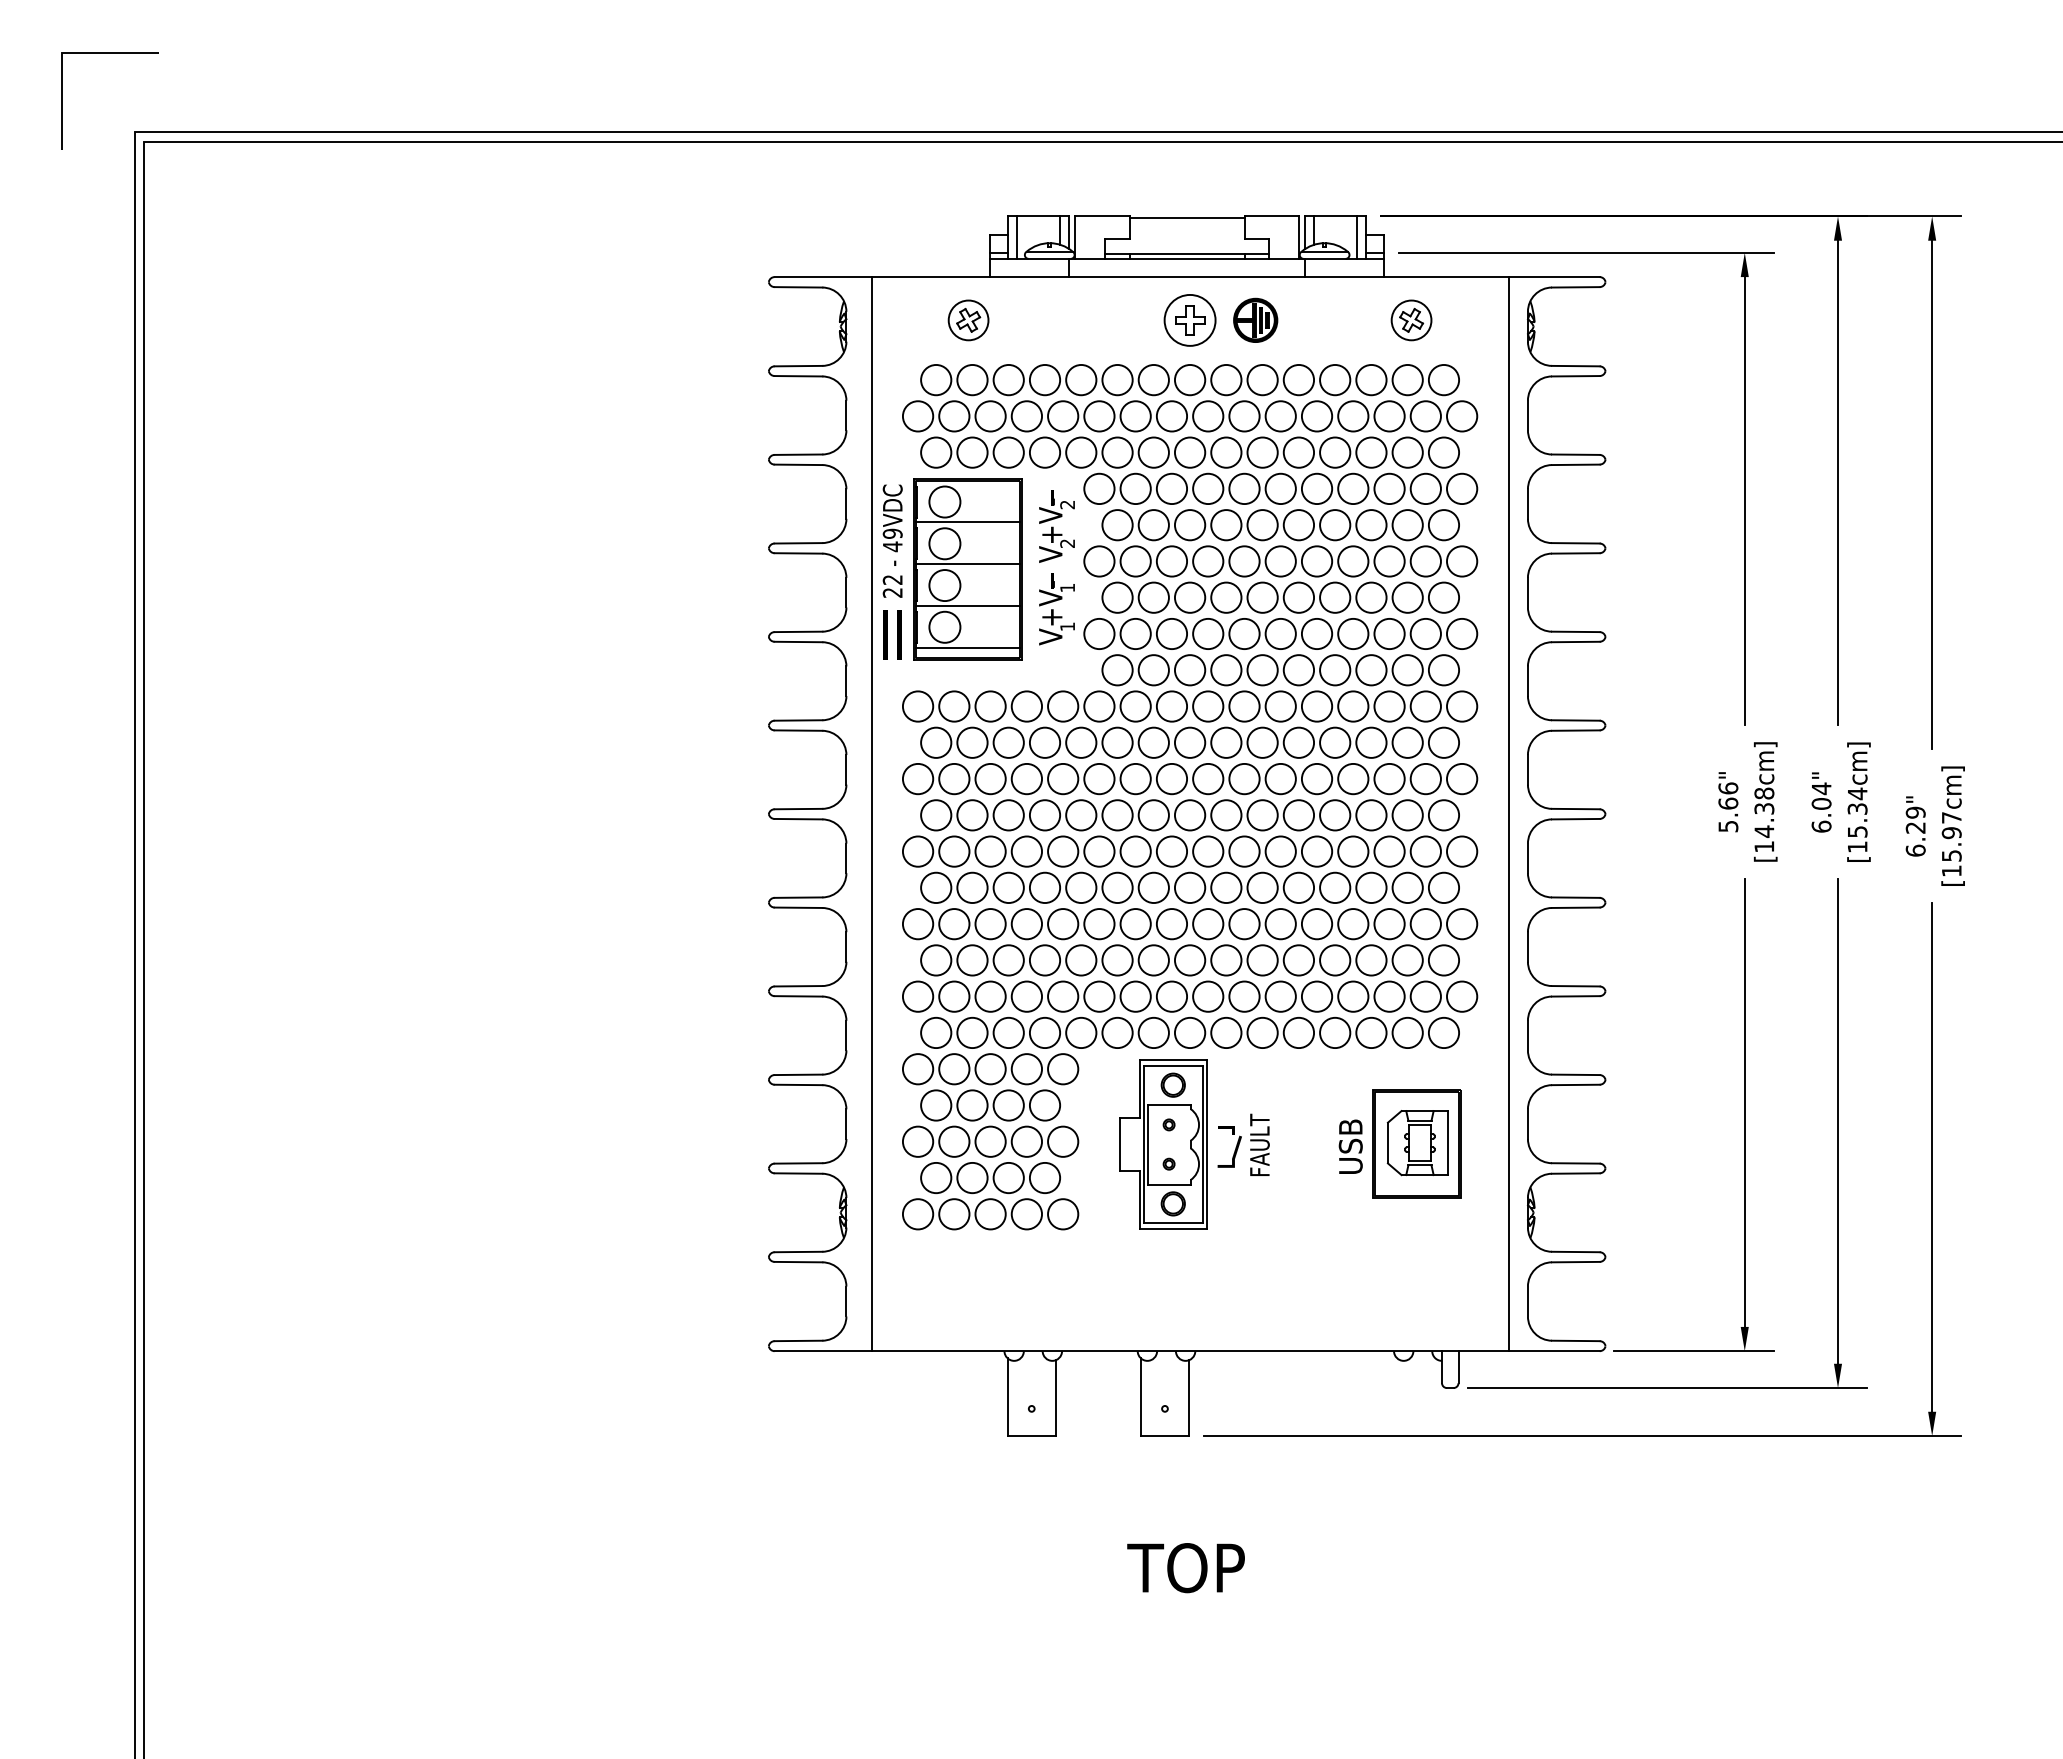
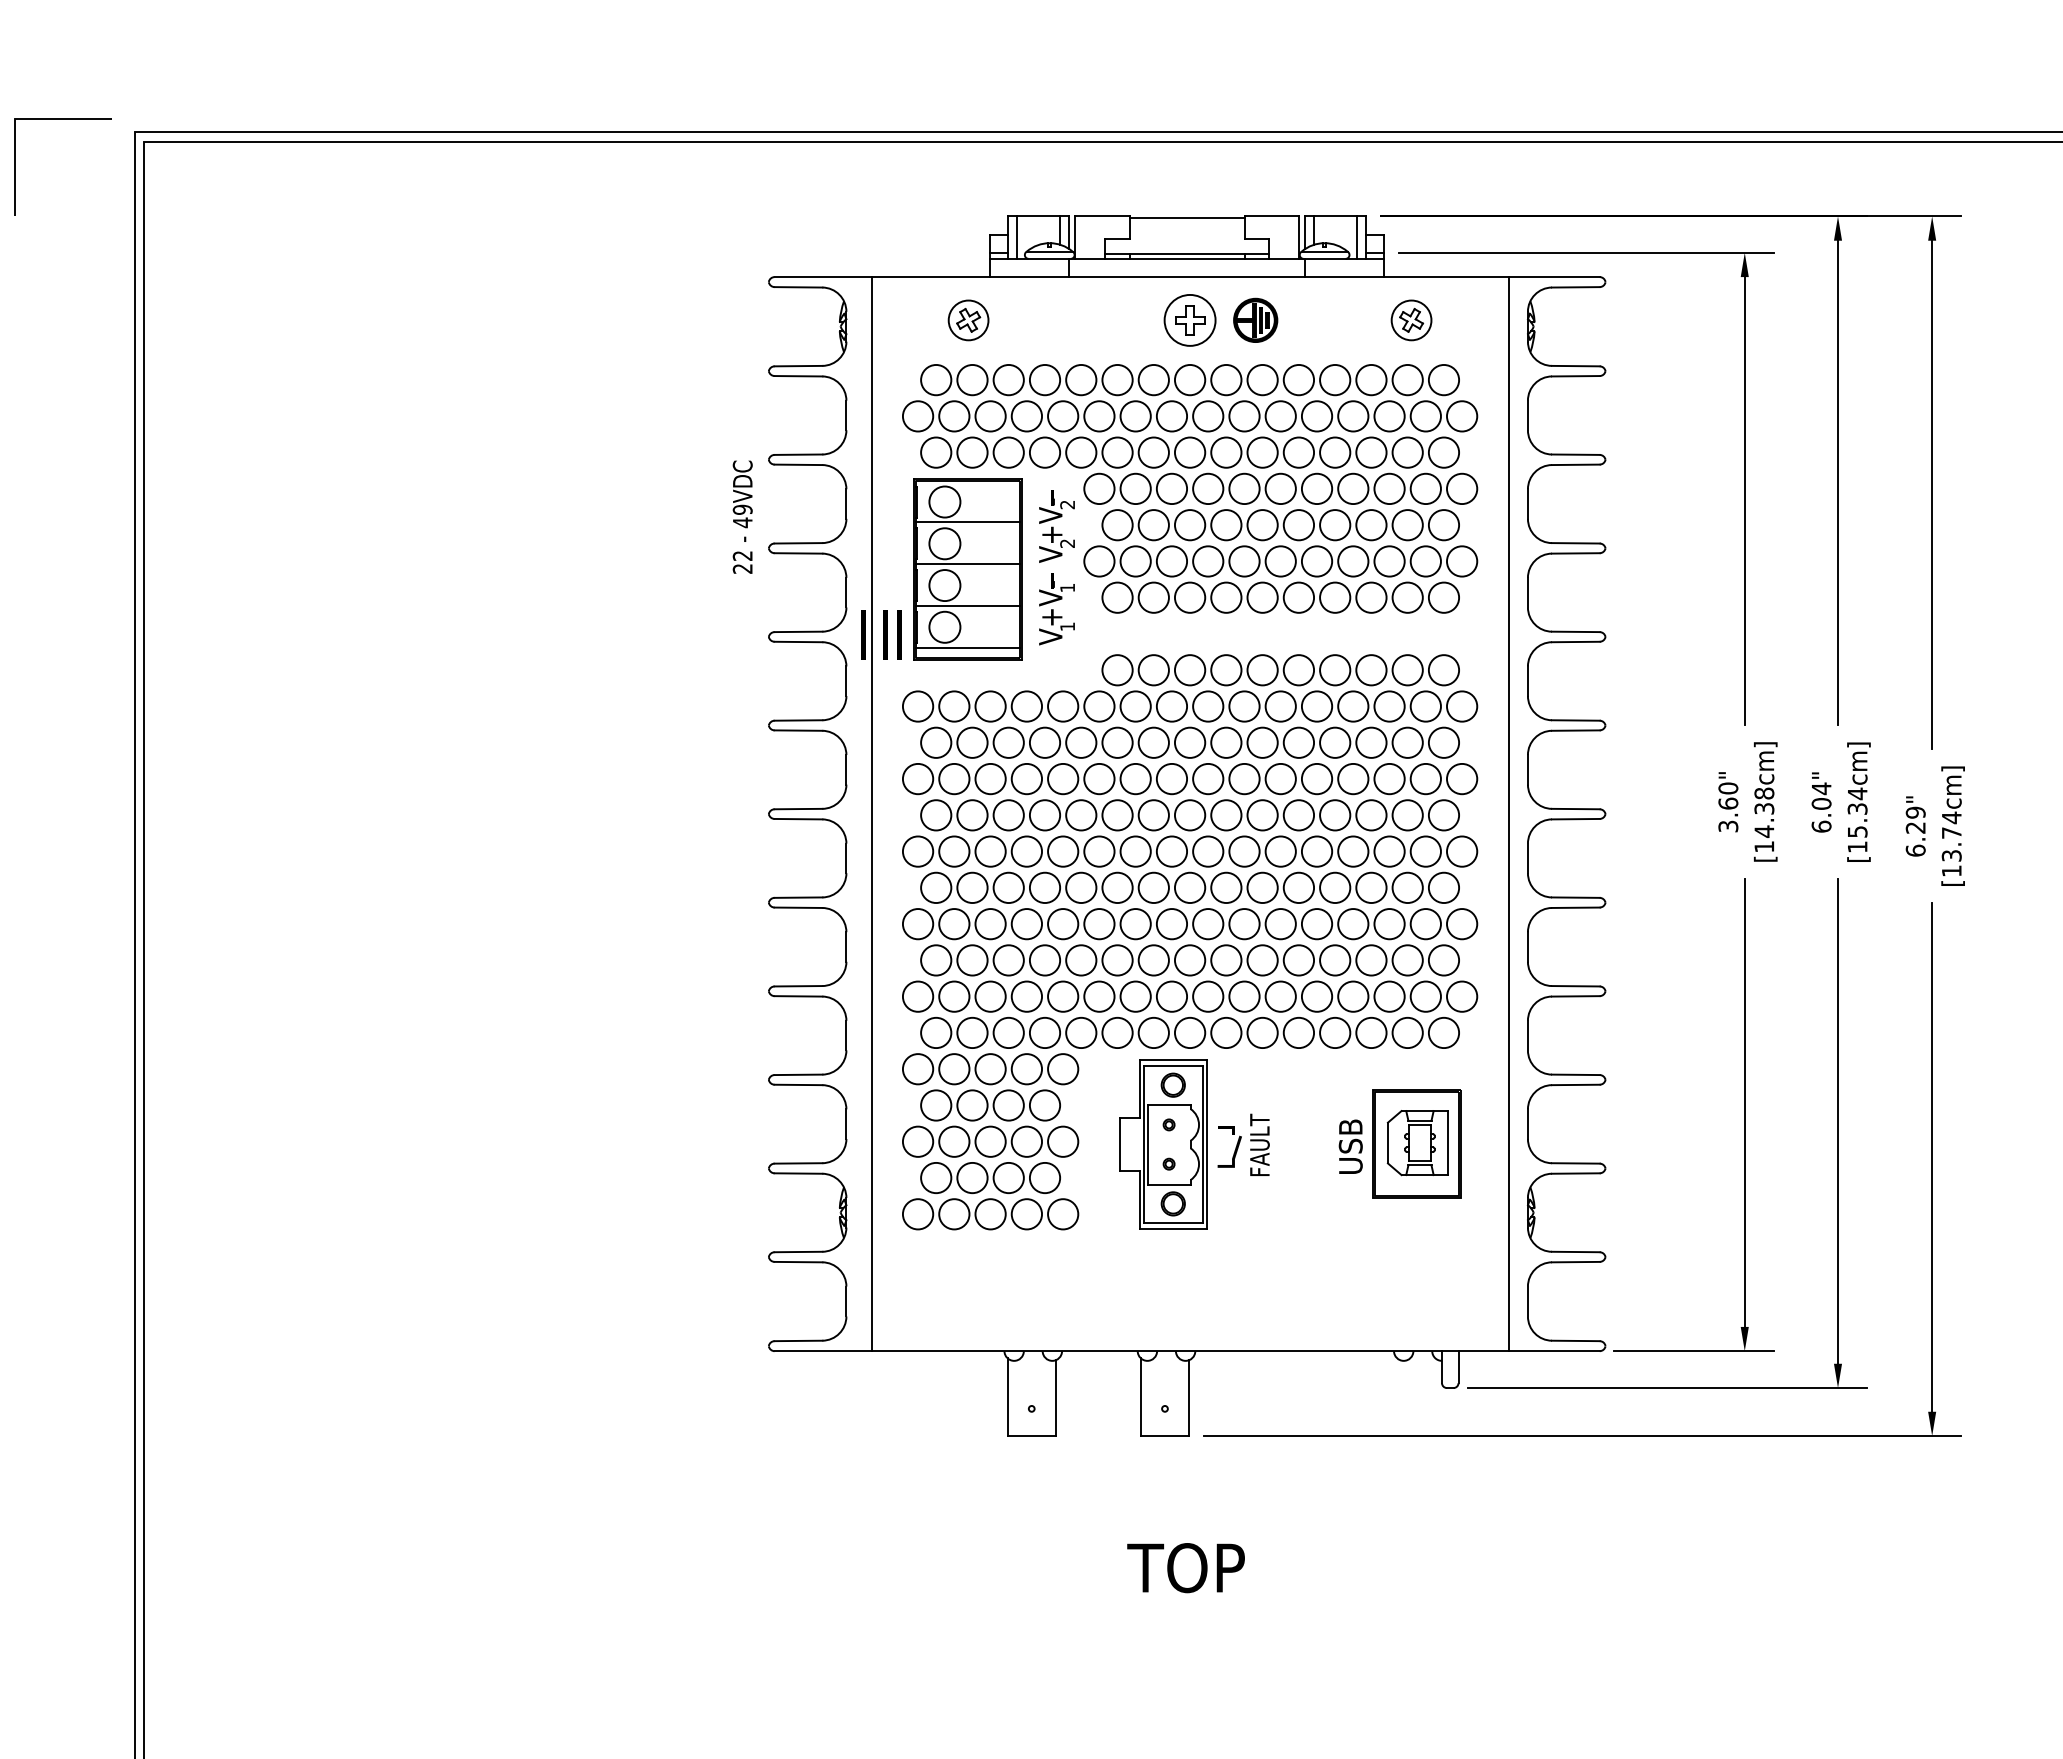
line position: (109, 53) -> (62, 119) (62, 119)
text position: (892, 540) -> (742, 516) (742, 516)
part: present -> none (1280, 633)
line: none -> present (863, 634)
text: 5.66" -> 3.60" (1728, 806)
text: [15.97cm] -> [13.74cm] (1951, 836)
